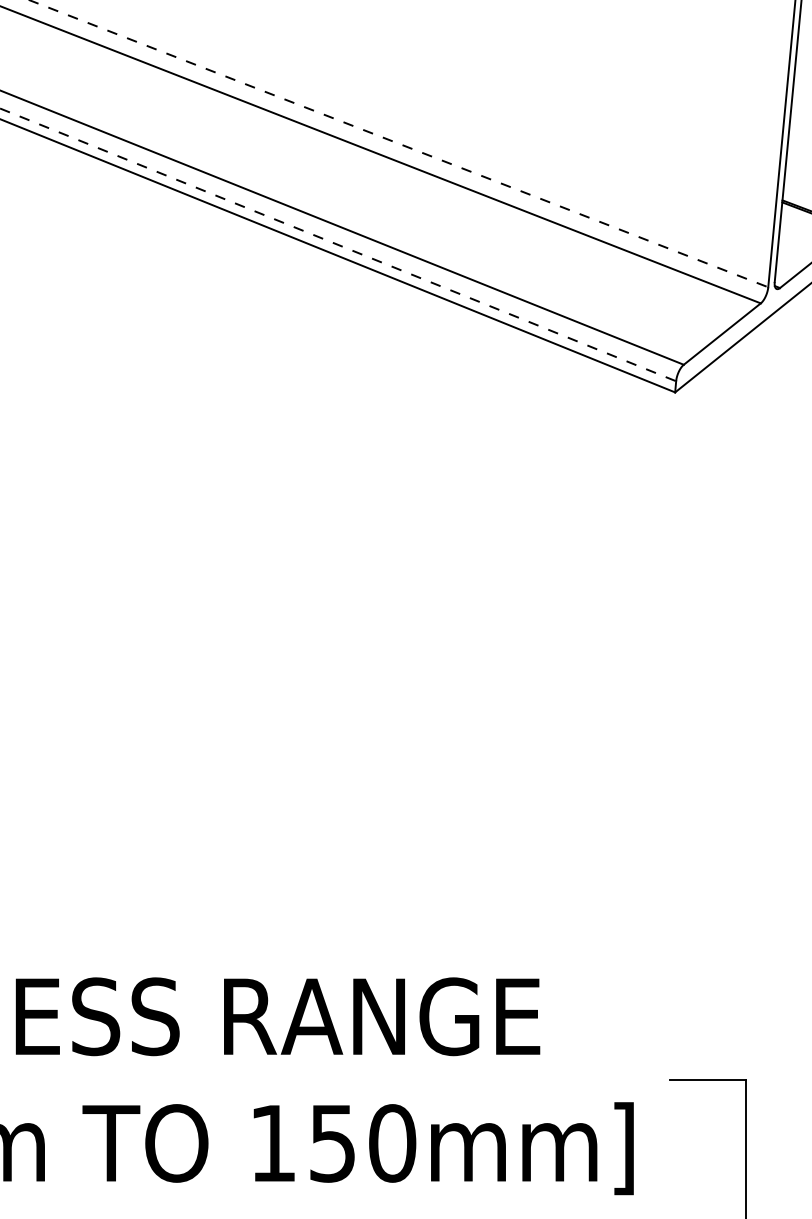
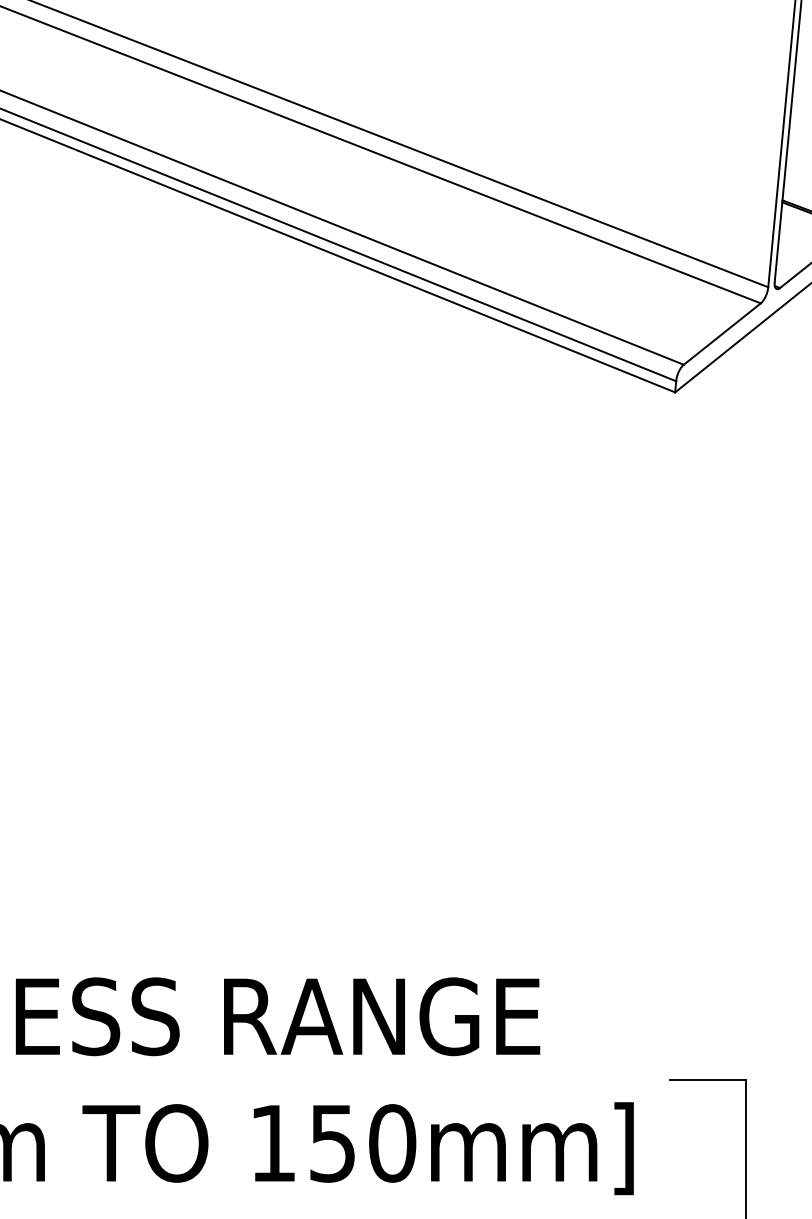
line: dashed -> solid (399, 143)
line: dashed -> solid (338, 245)
